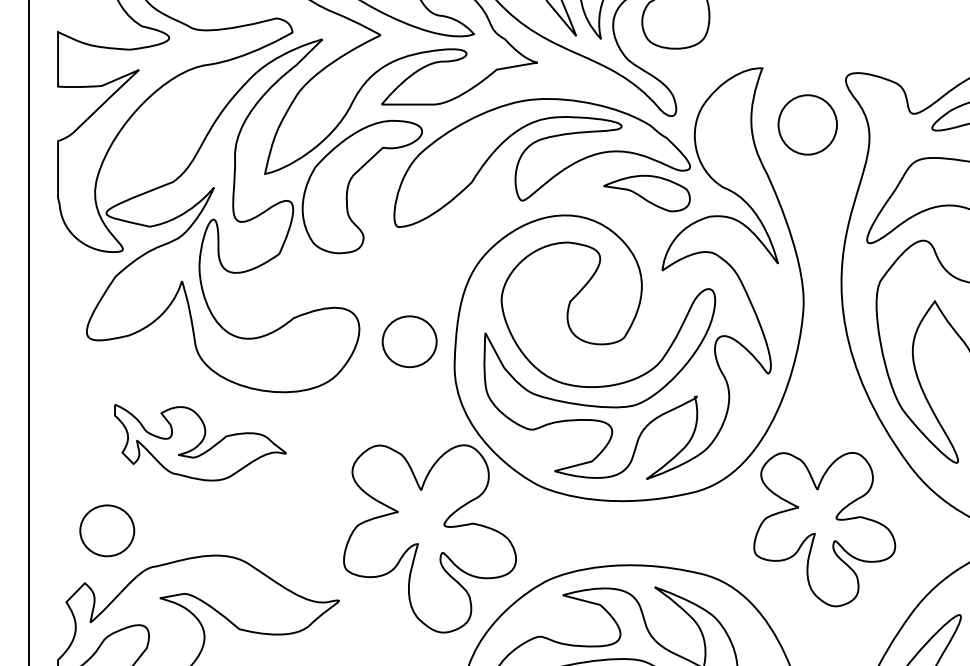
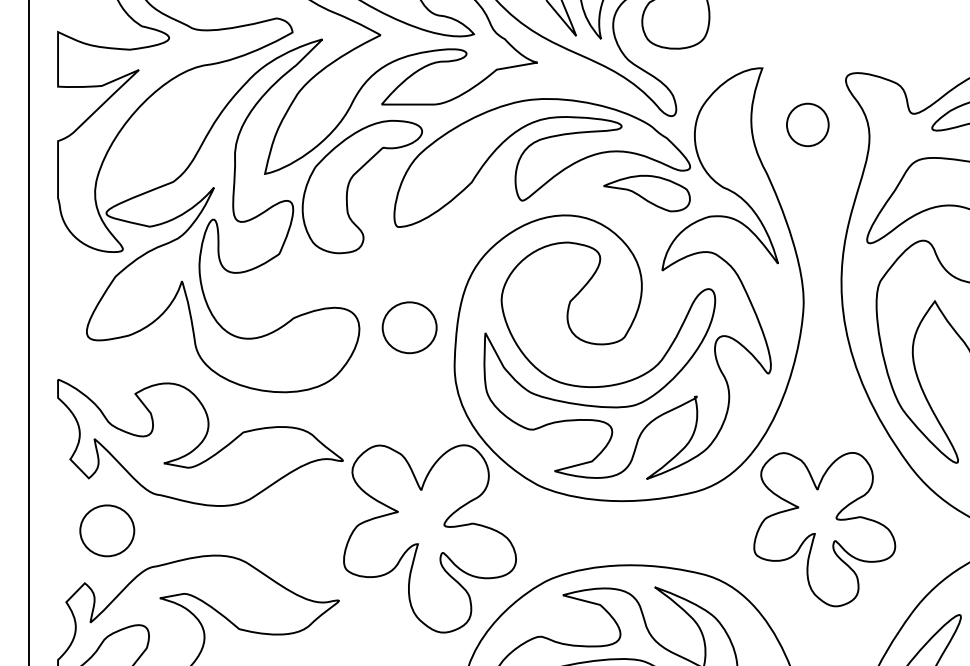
part size: 61x62 px -> 44x46 px (807, 124)
part position: (409, 341) -> (409, 327) (409, 327)
part size: 173x78 px -> 287x129 px (200, 442)
